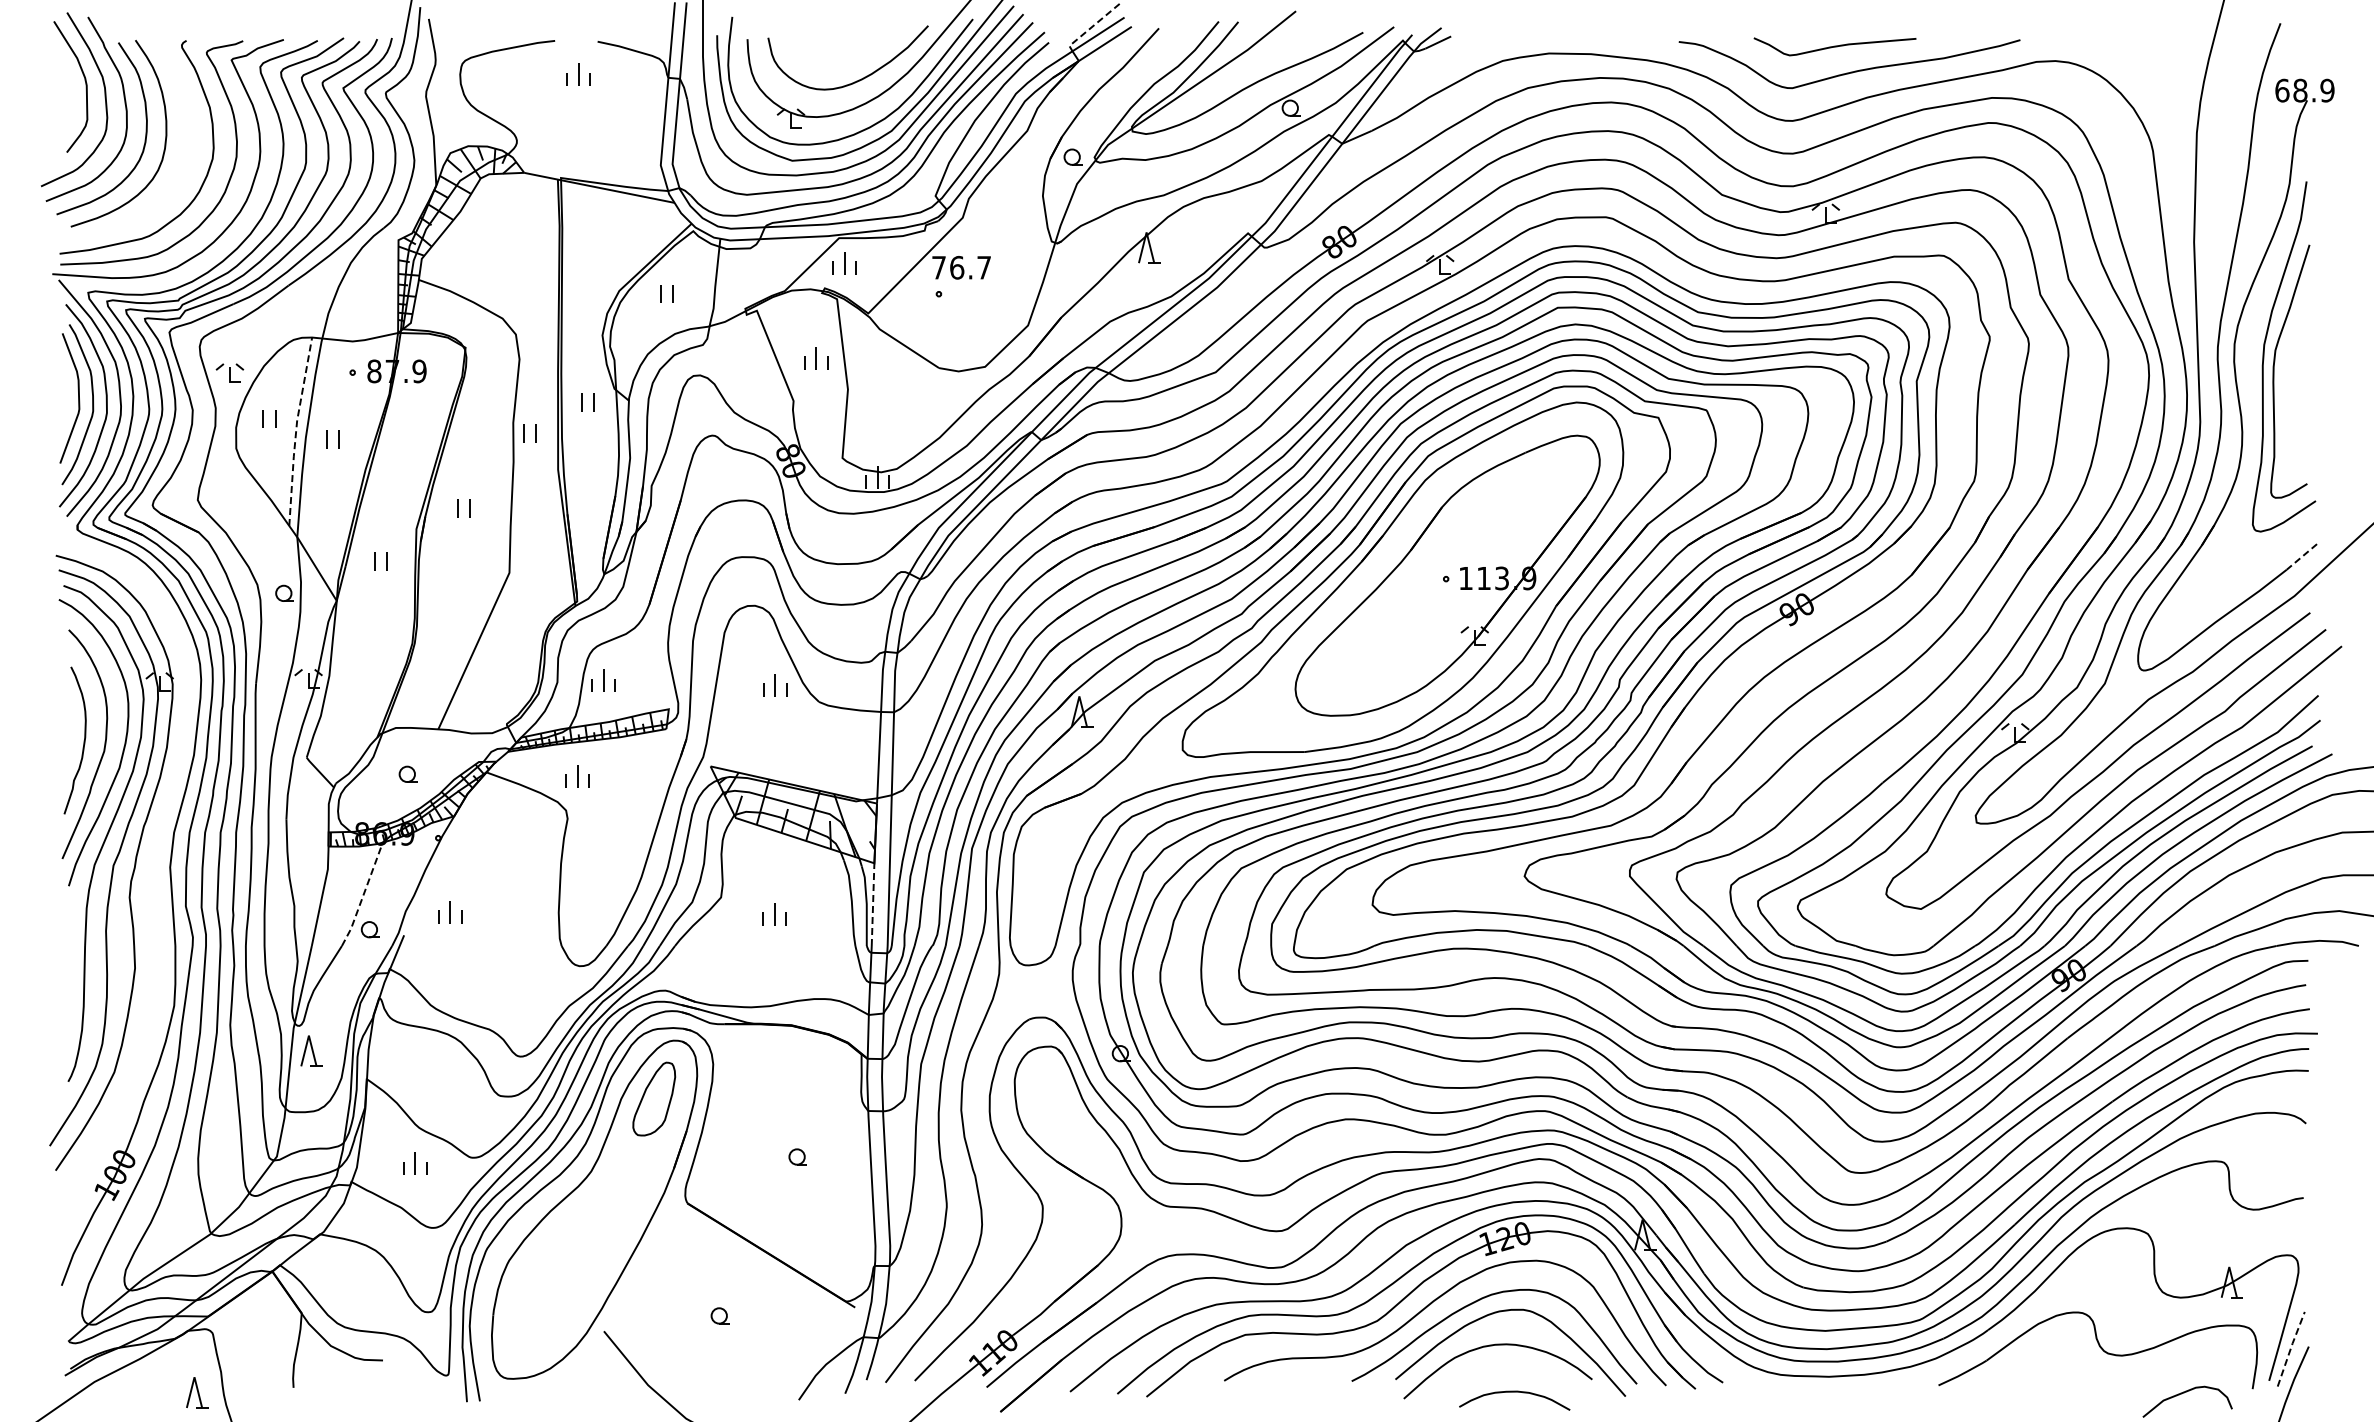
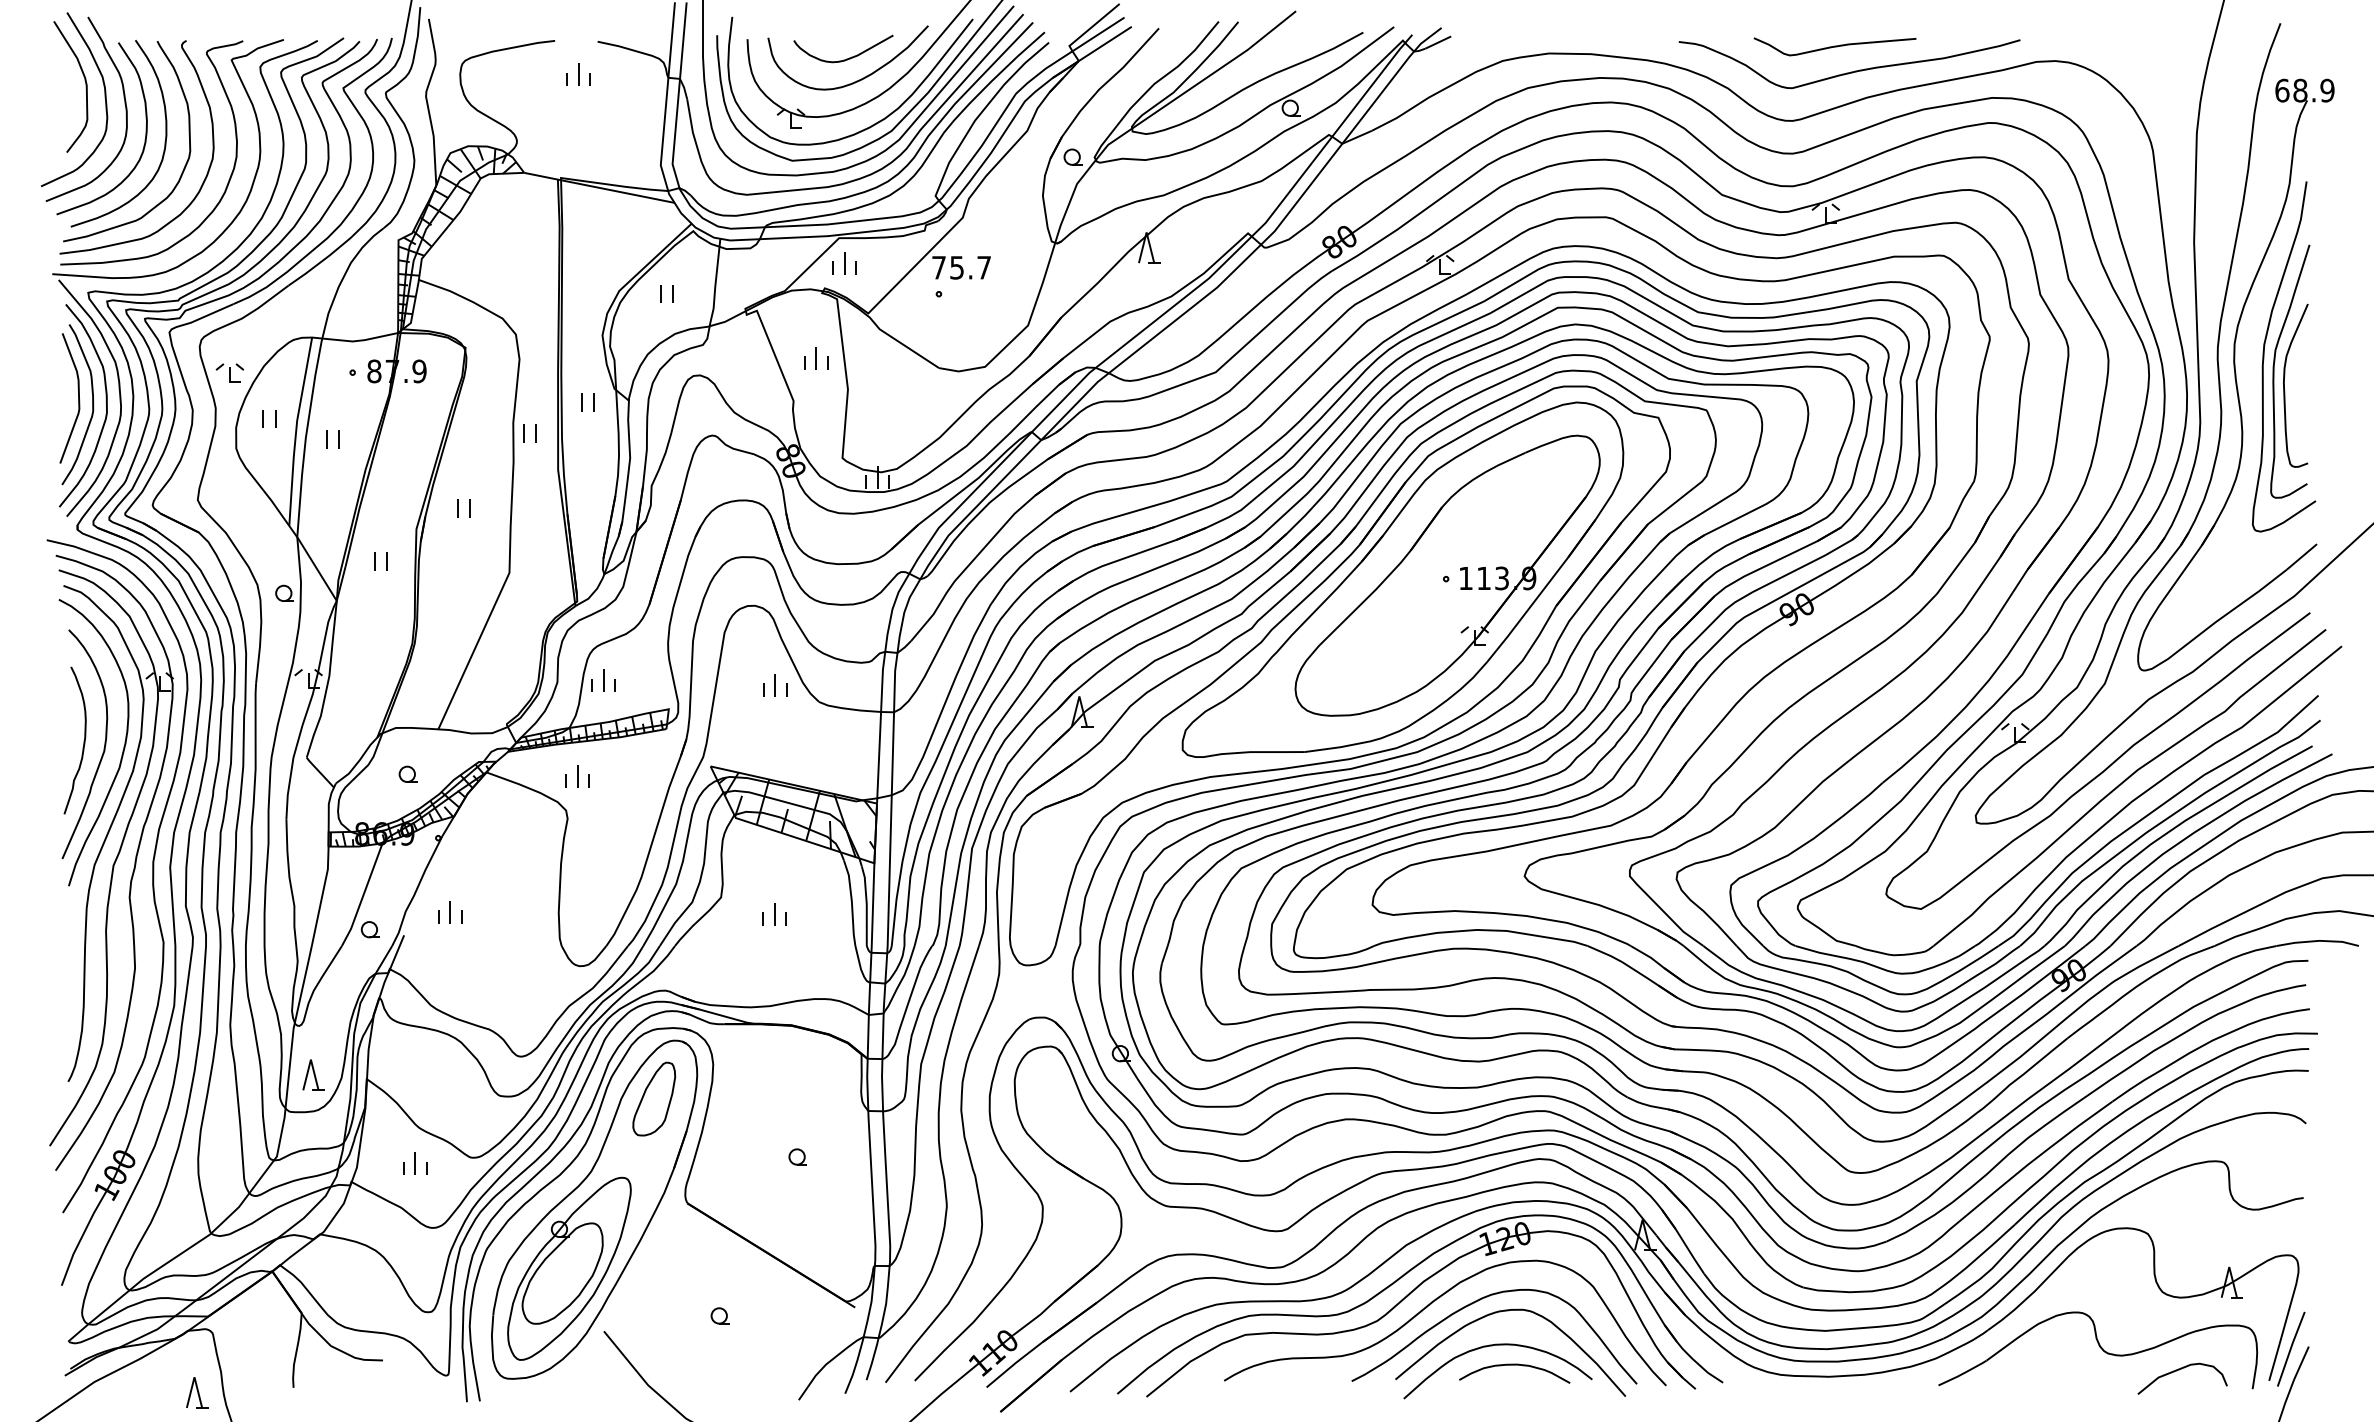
line: dashed -> solid (1091, 27)
curve: none -> present (846, 58)
curve: none -> present (188, 135)
text: 76.7 -> 75.7 (957, 267)
curve: none -> present (2284, 385)
line: dashed -> solid (296, 431)
line: dashed -> solid (2301, 556)
part: none -> present (152, 876)
line: dashed -> solid (363, 894)
line: dashed -> solid (873, 904)
part position: (311, 1050) -> (313, 1074) (313, 1074)
part: none -> present (569, 1268)
line: dashed -> solid (2291, 1347)
curve position: (1514, 1392) -> (1514, 1365) (1514, 1365)
curve position: (2184, 1393) -> (2179, 1370) (2179, 1370)
